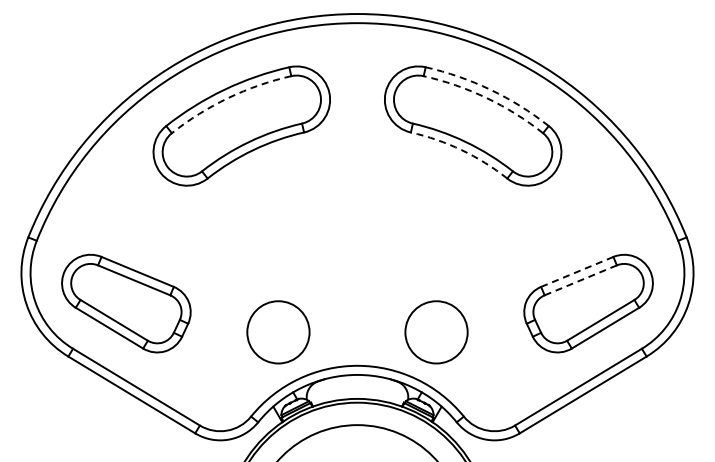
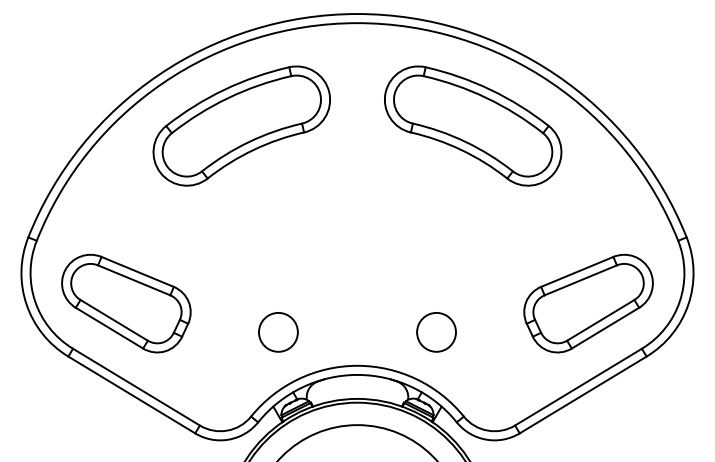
arc: dashed -> solid (490, 89)
arc: dashed -> solid (228, 98)
arc: dashed -> solid (486, 98)
arc: dashed -> solid (461, 150)
line: dashed -> solid (577, 271)
line: dashed -> solid (580, 280)
circle diameter: 62 px -> 39 px (277, 331)
circle diameter: 62 px -> 39 px (436, 331)
